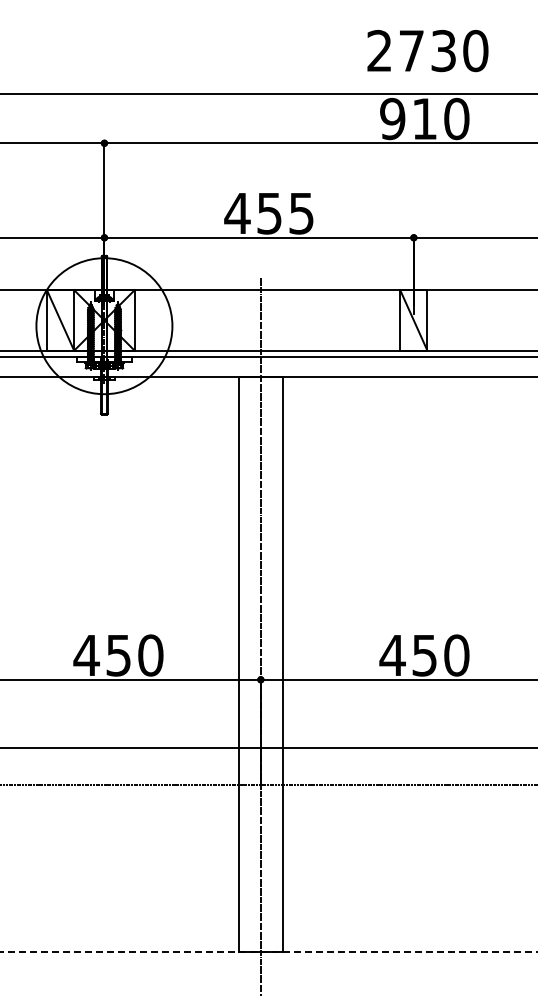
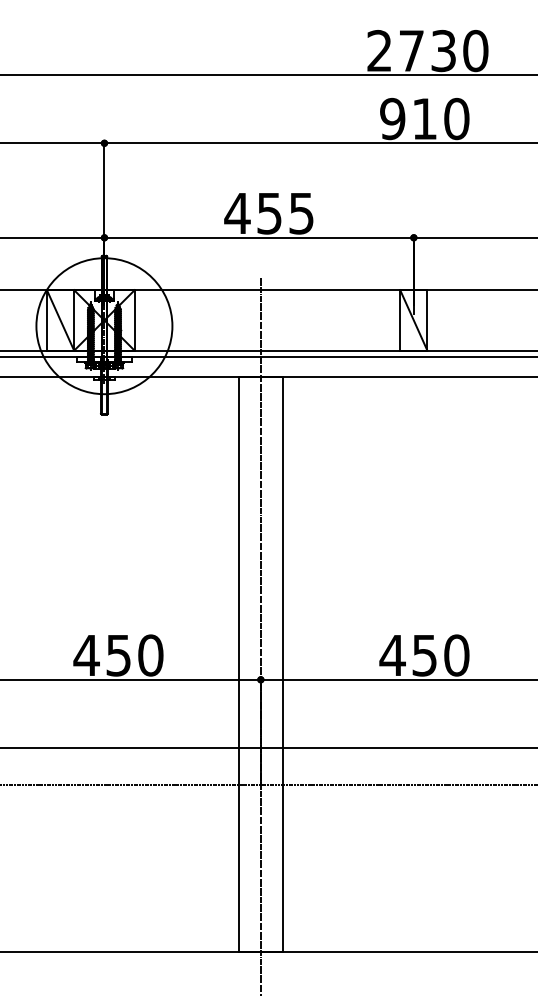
line position: (268, 94) -> (268, 75) (268, 75)
line: dashed -> solid (268, 951)
